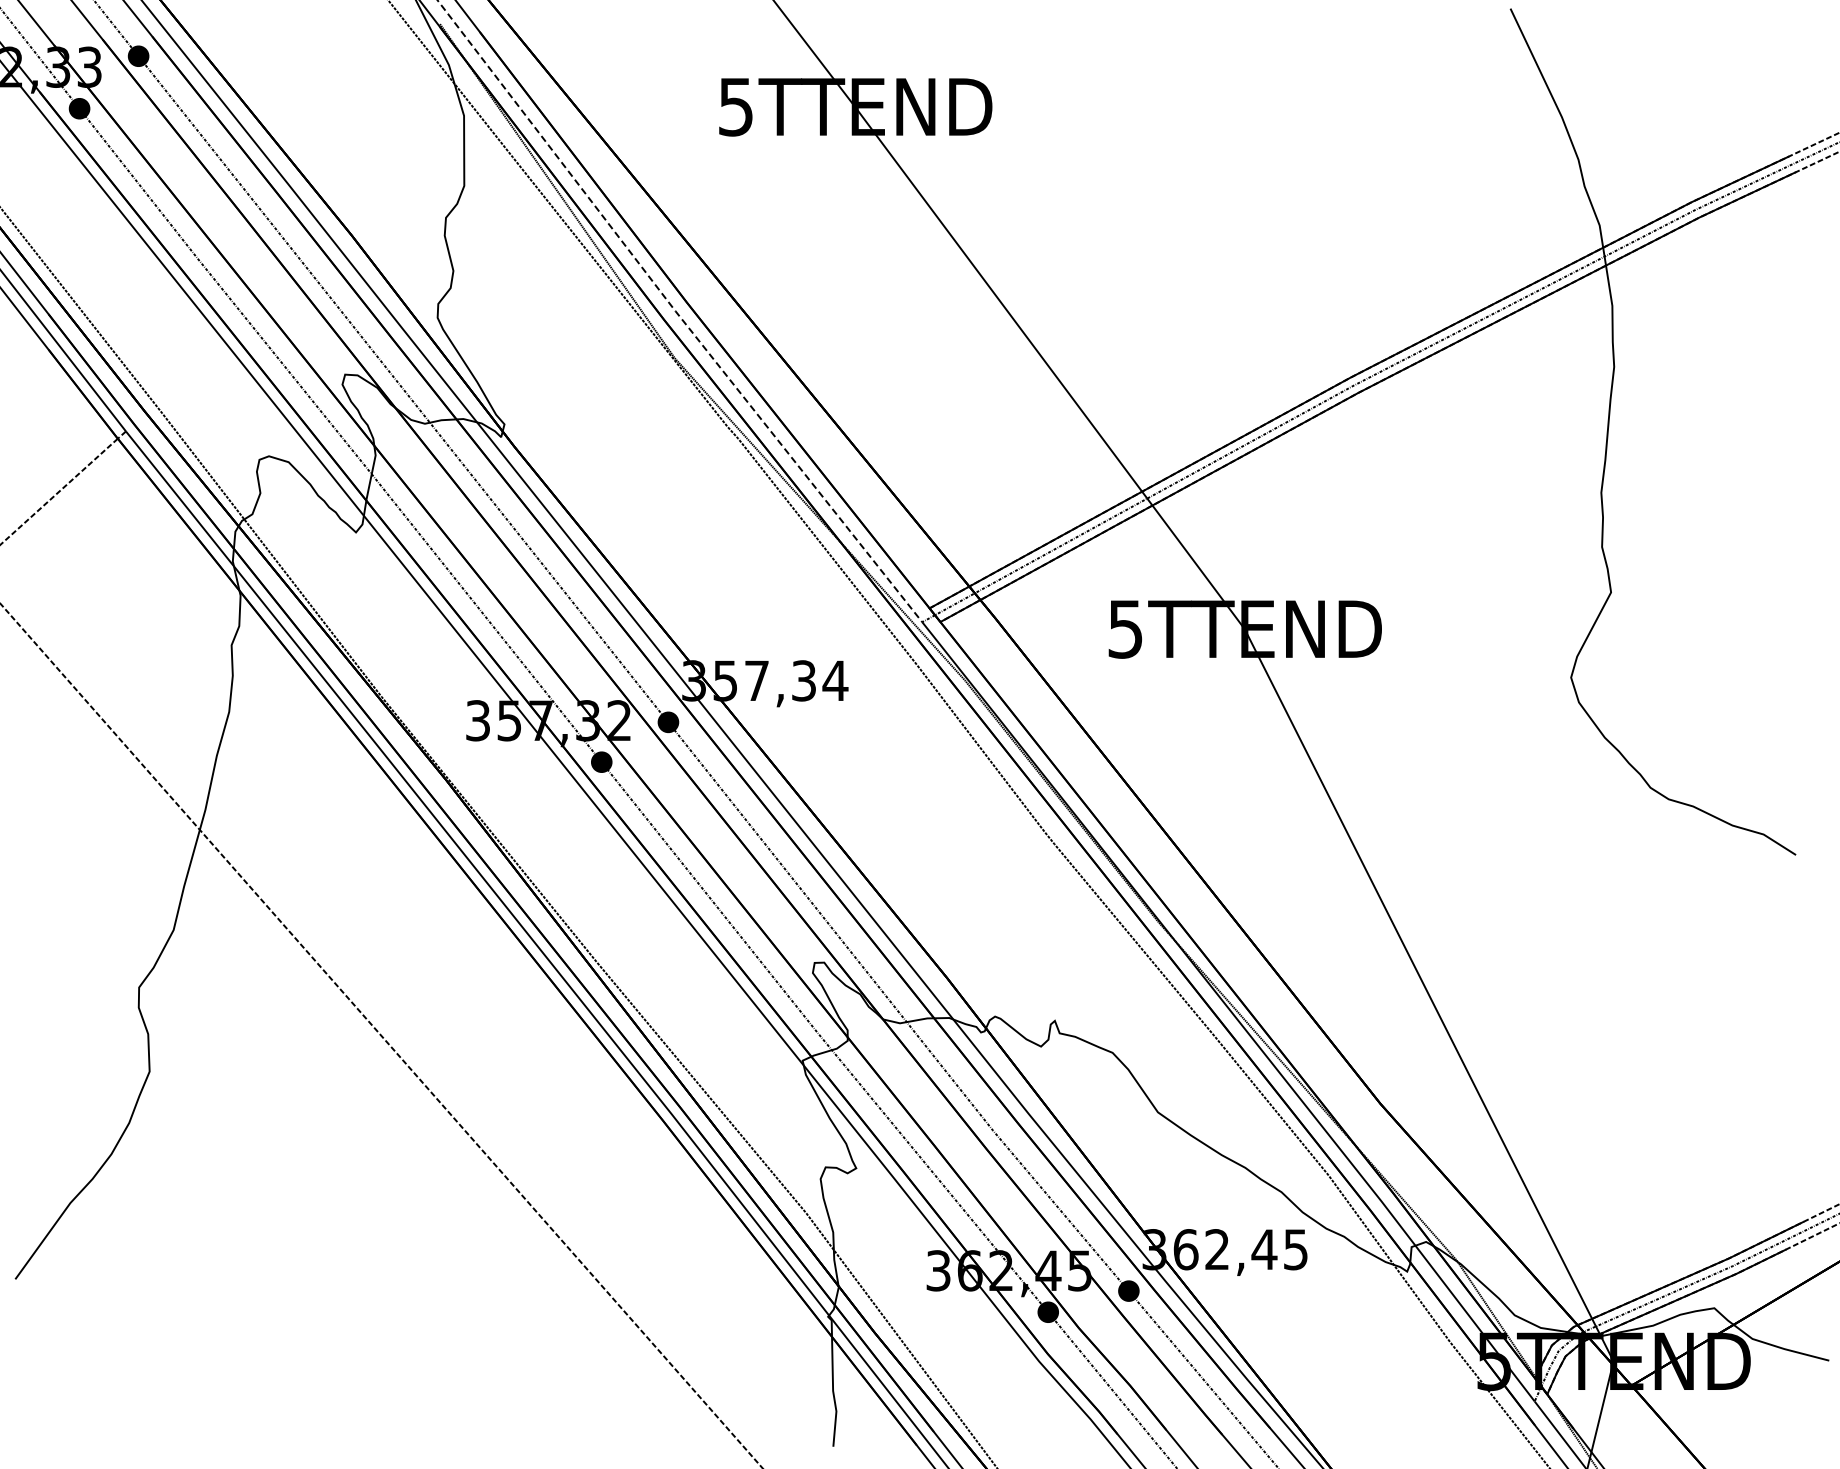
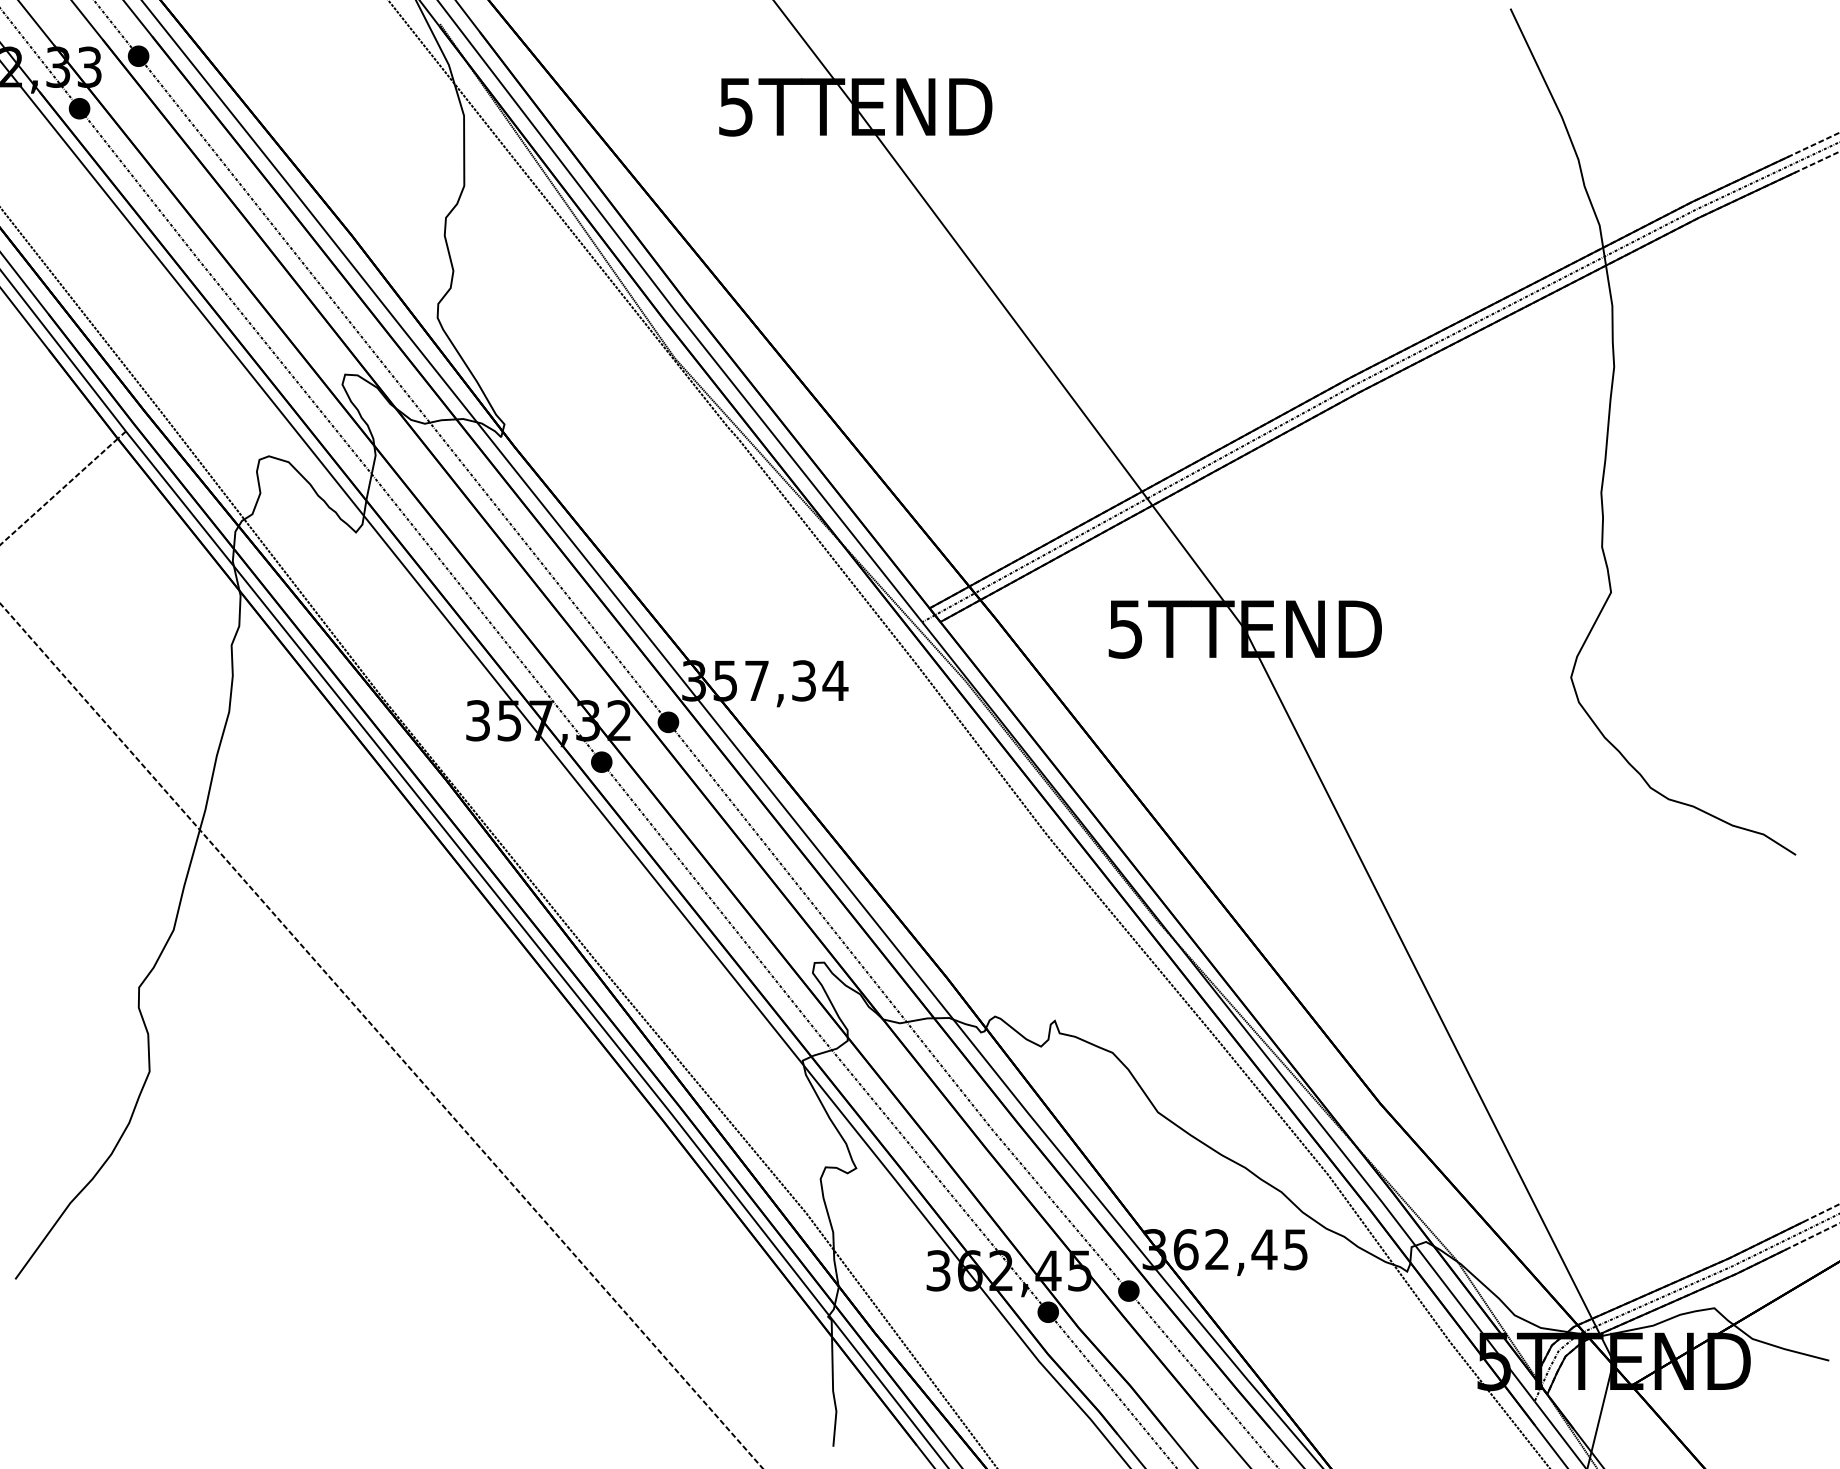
line: dashed -> solid (677, 313)
